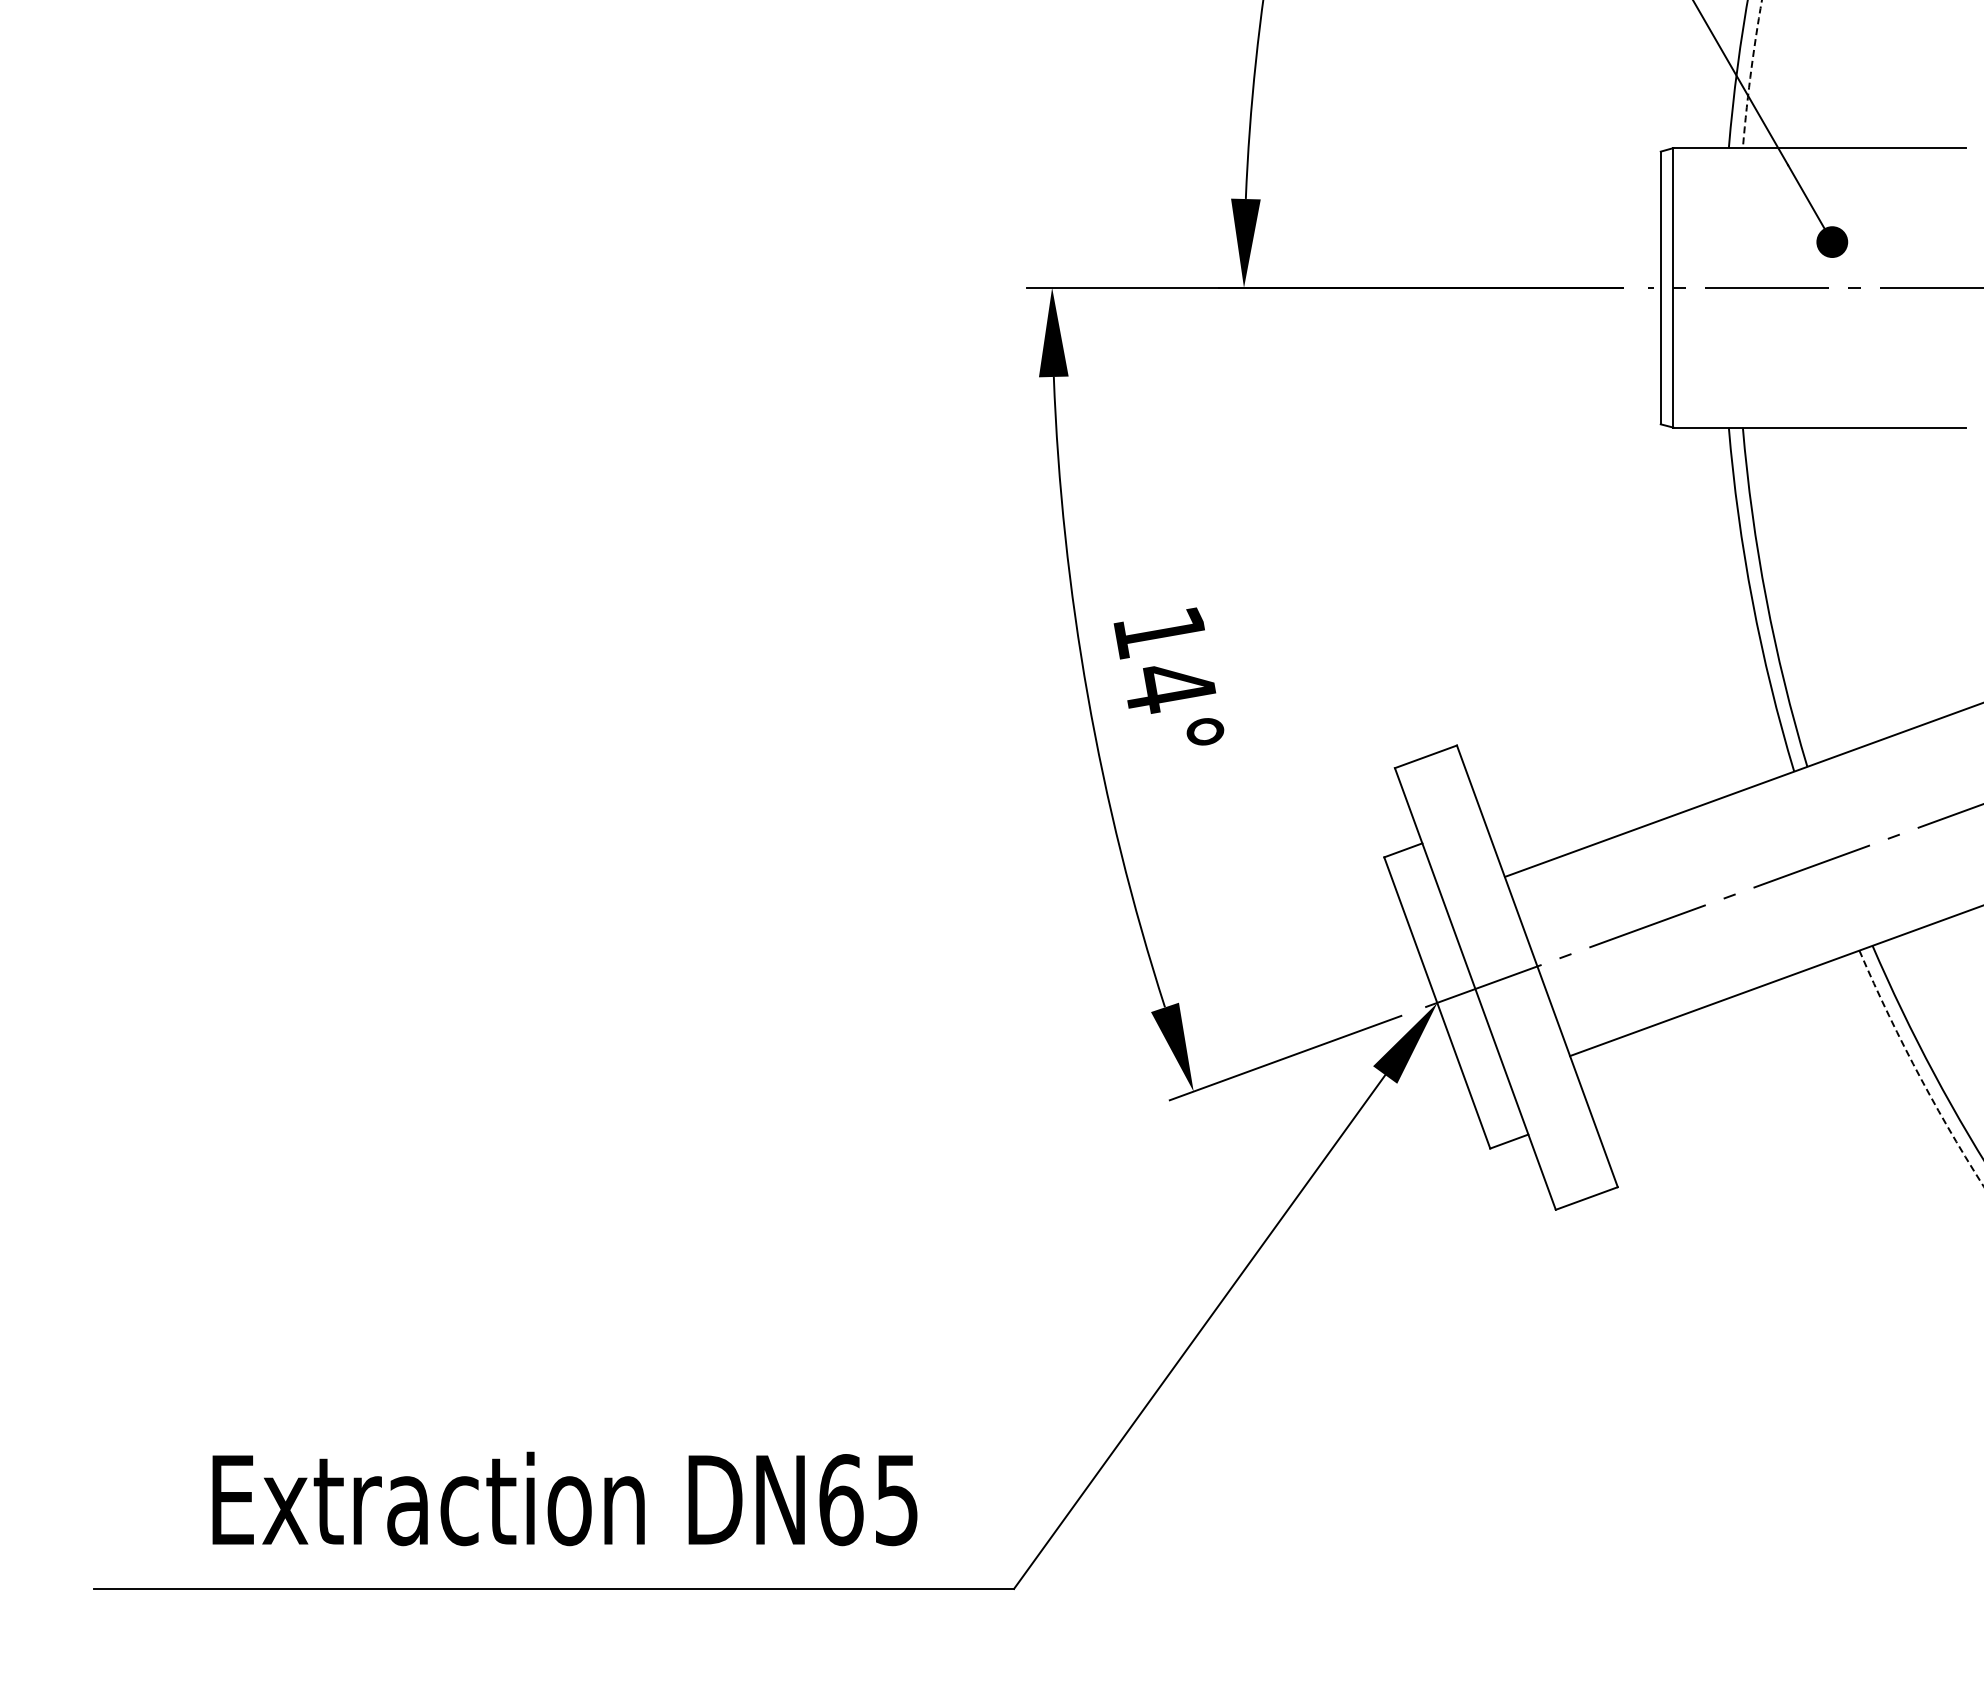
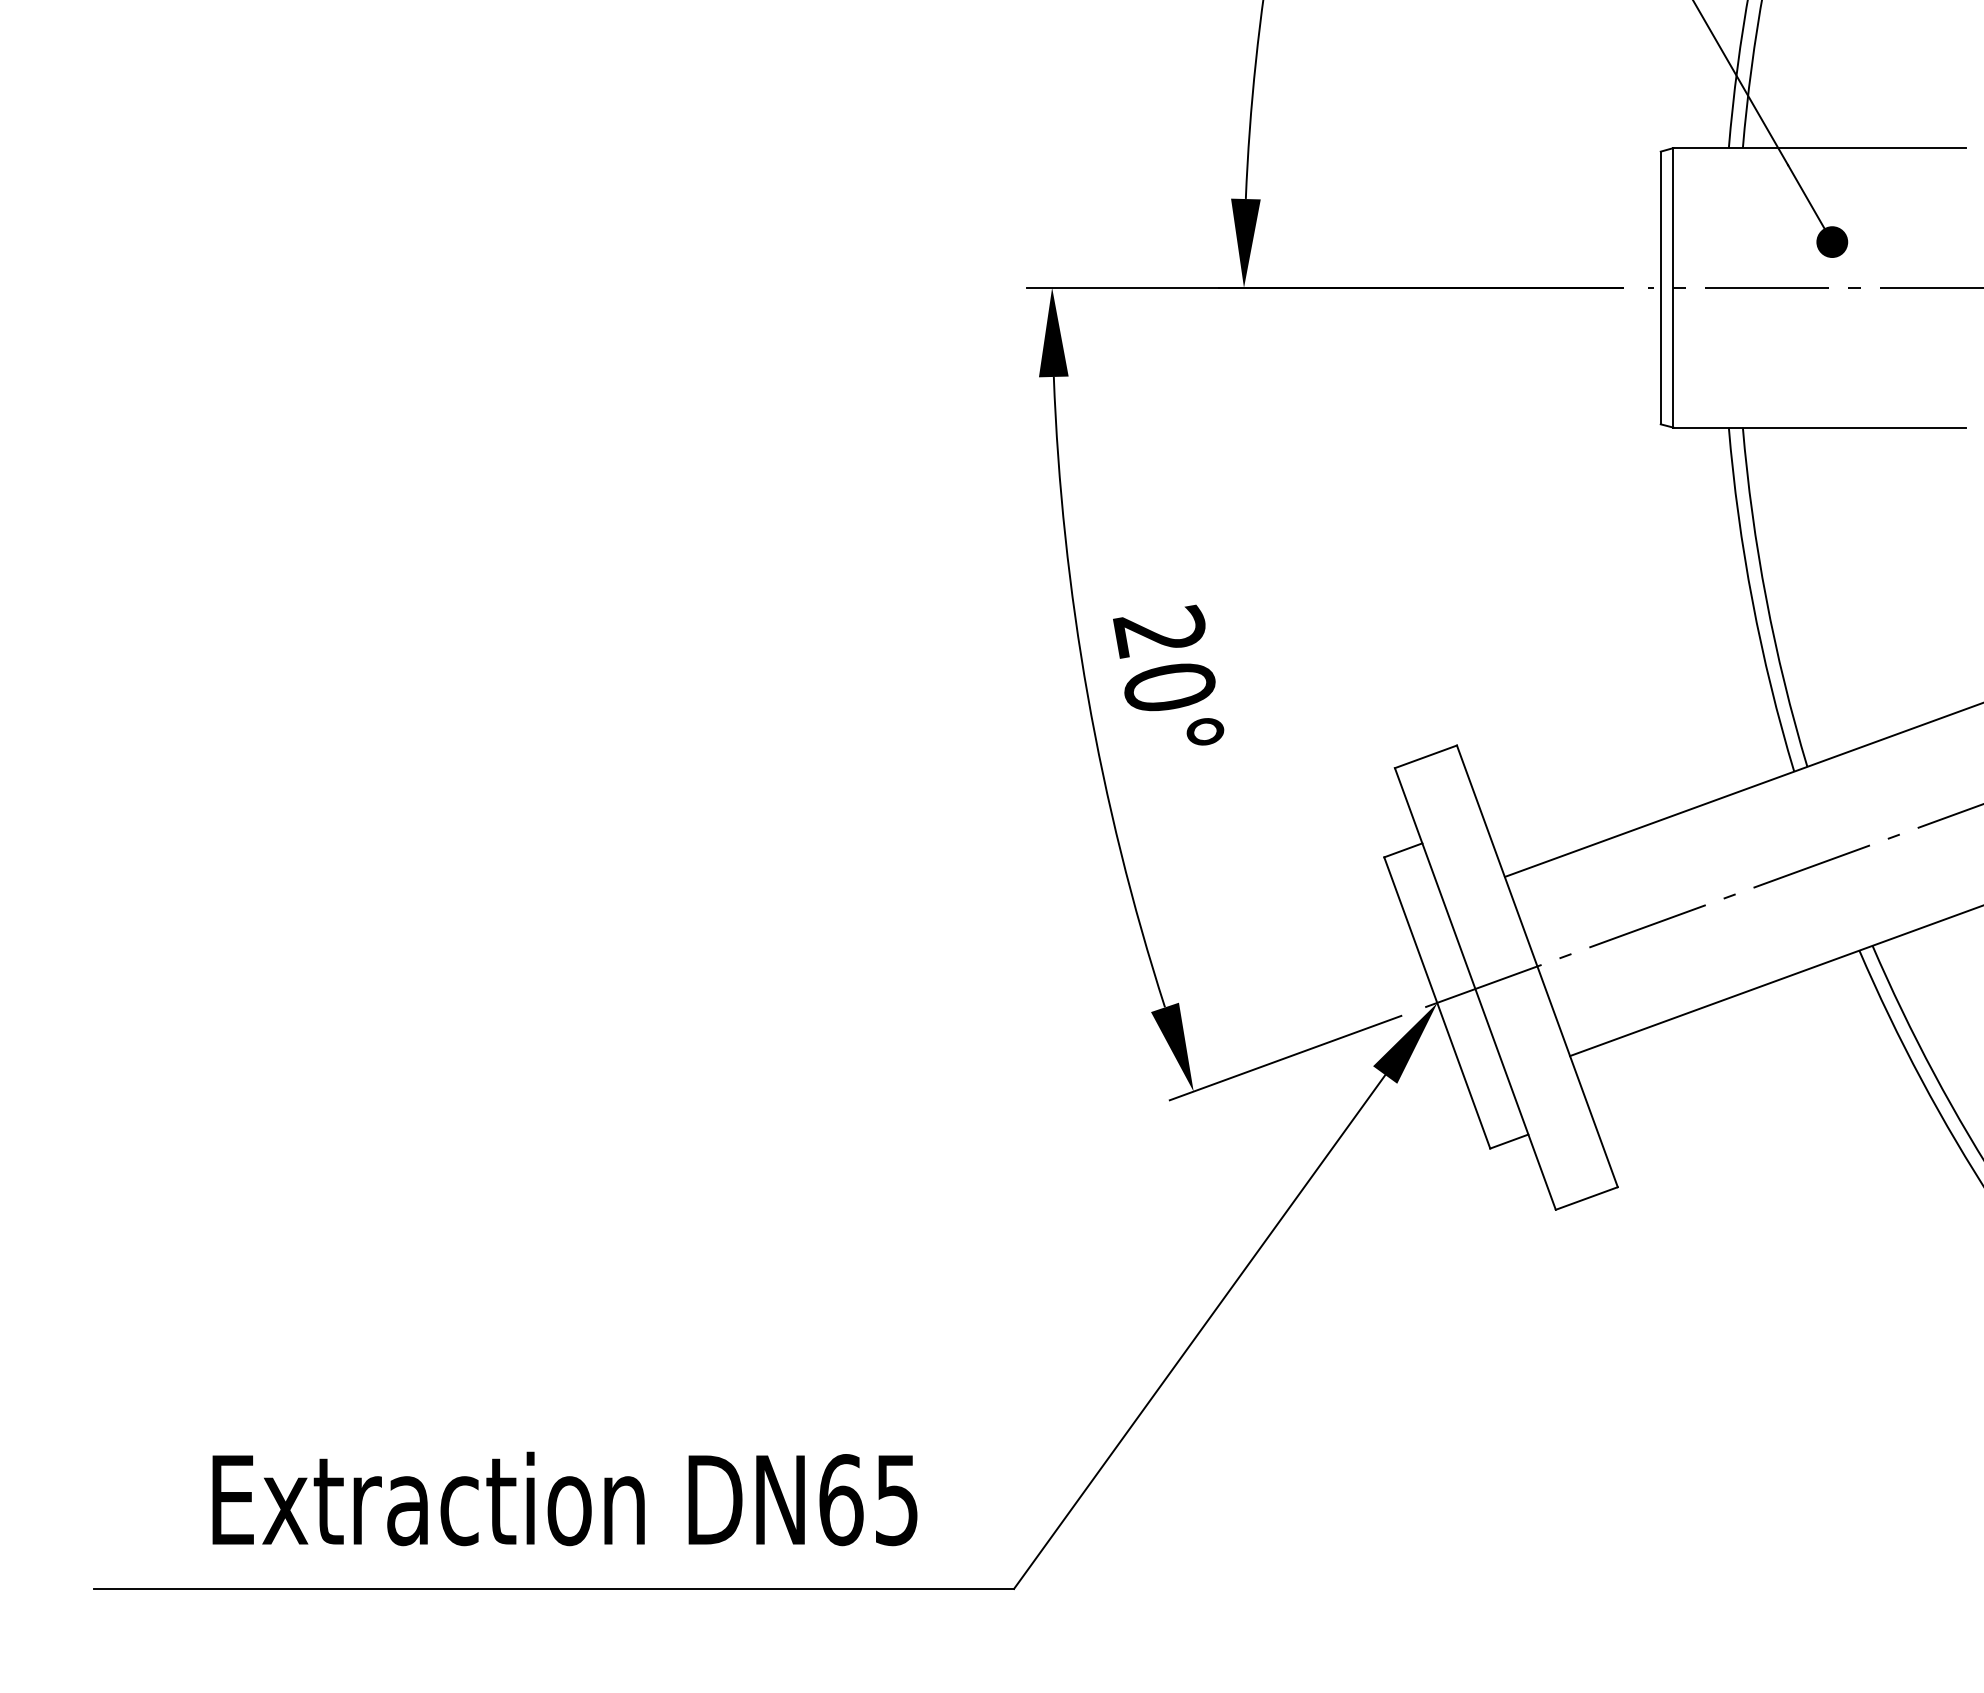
arc: dashed -> solid (1750, 73)
text: 14° -> 20° (1164, 658)
arc: dashed -> solid (1917, 1071)
